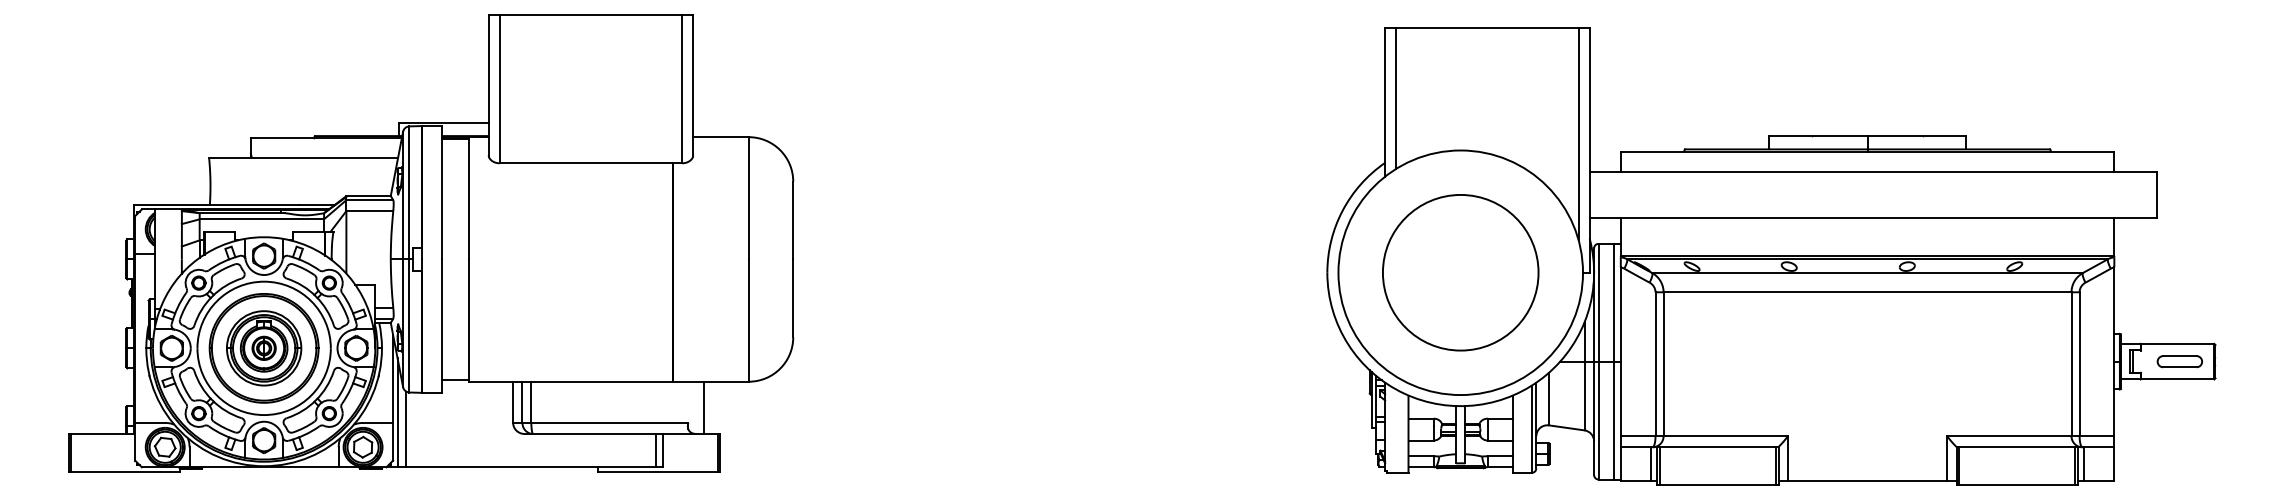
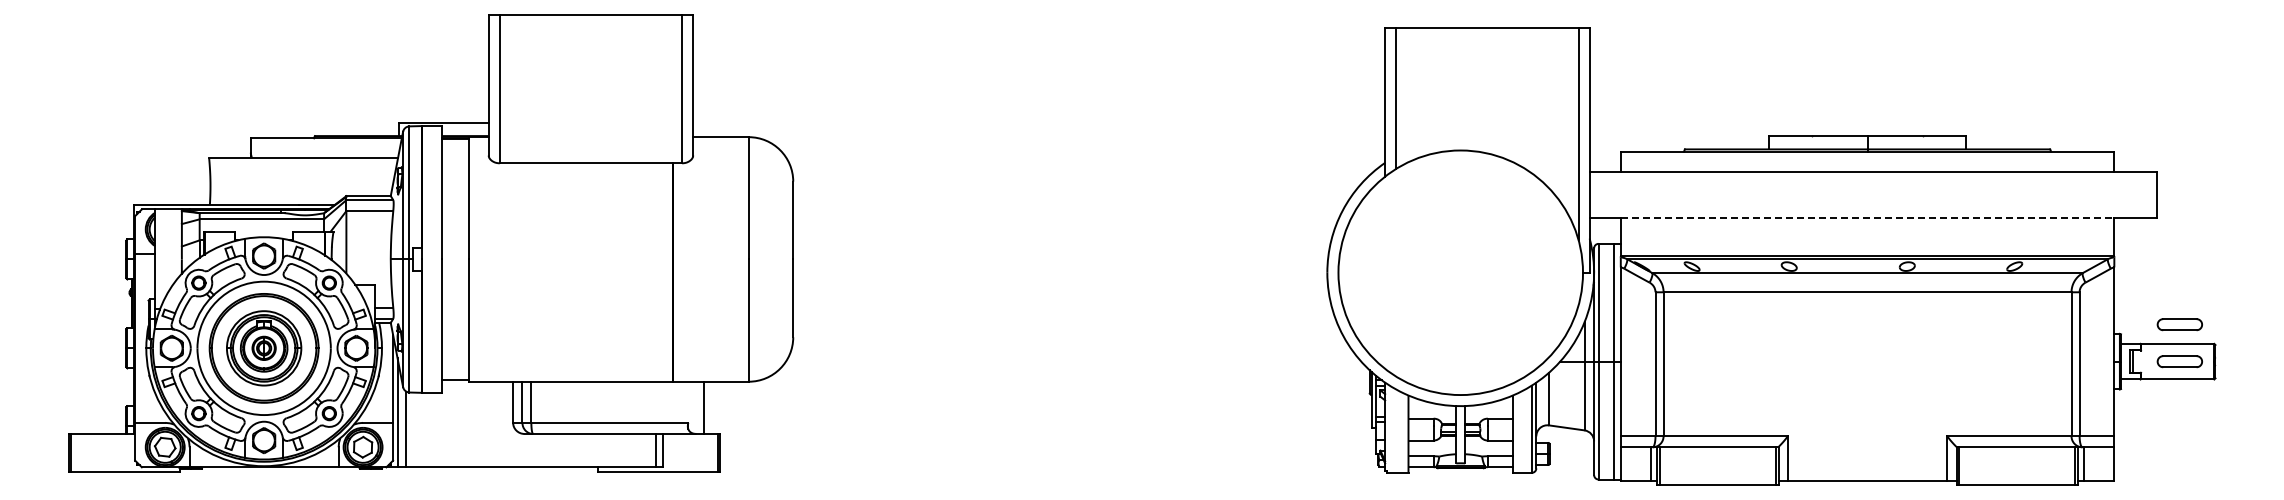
line: solid -> dashed (1867, 218)
circle: present -> none (1460, 272)
part: none -> present (2179, 324)
